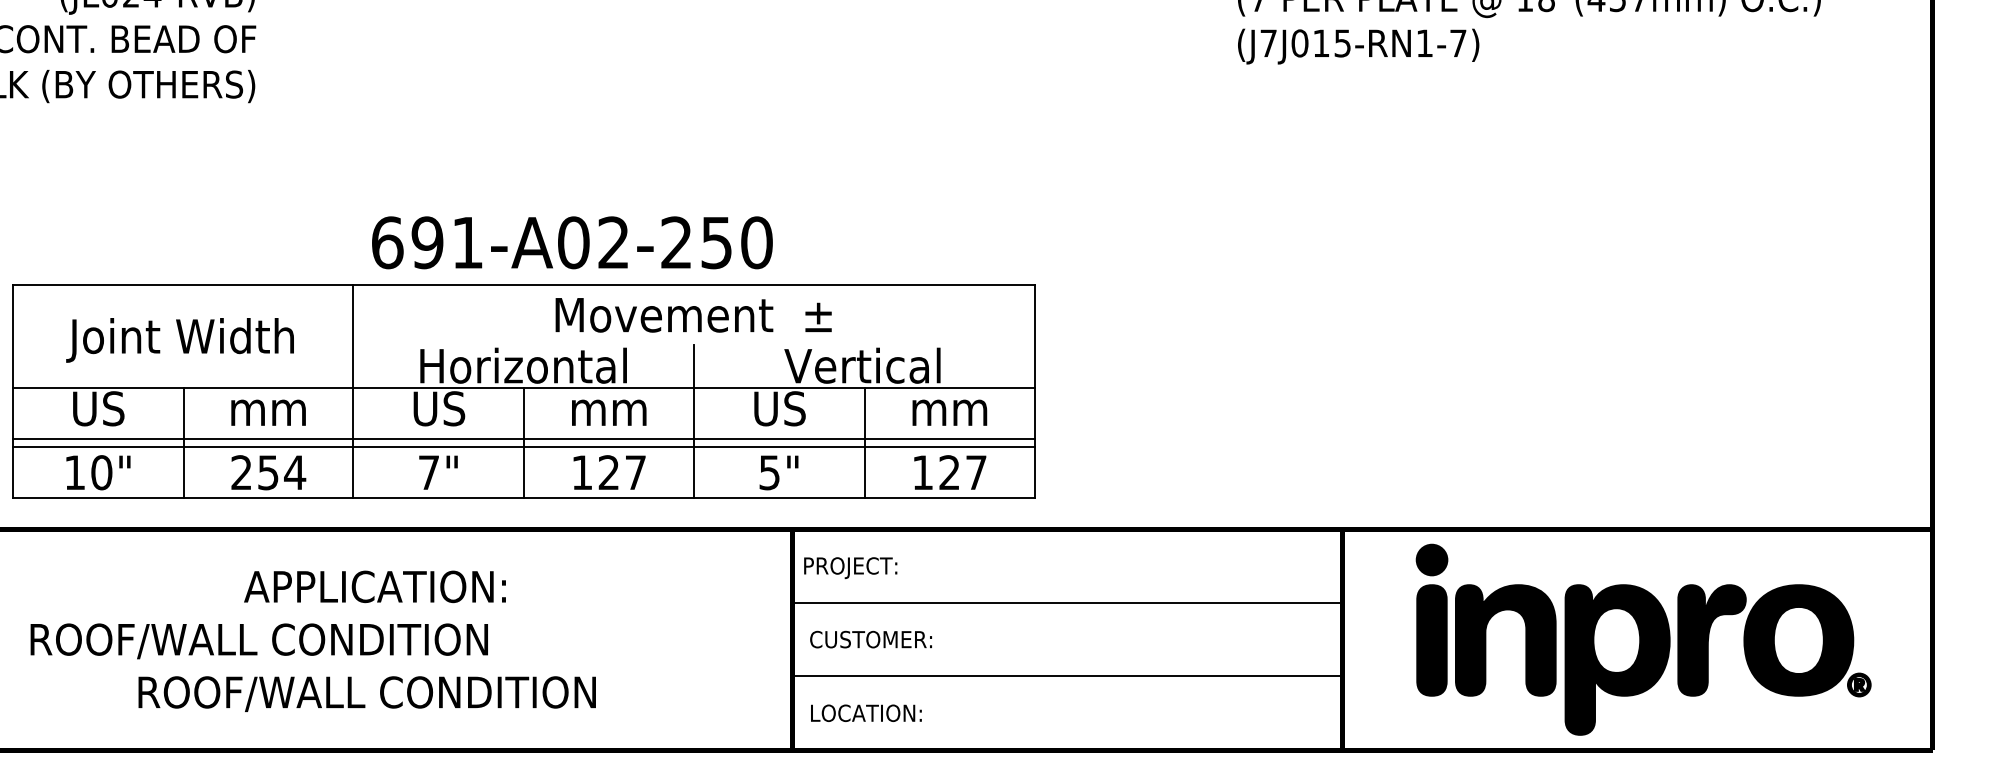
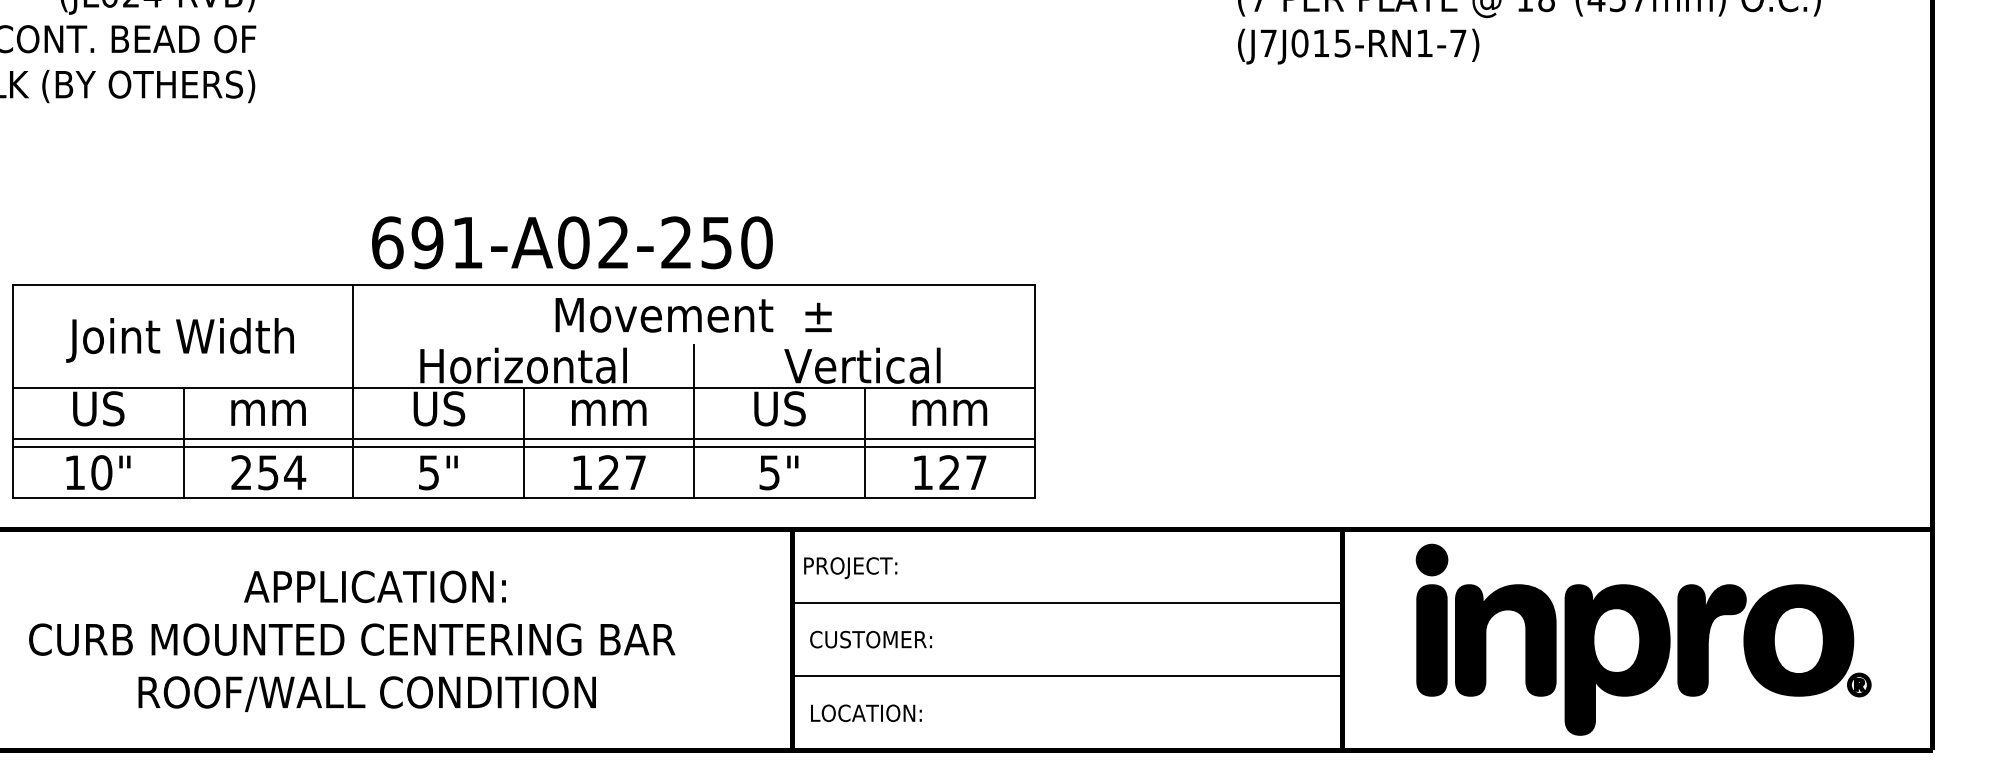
text: 7" -> 5" (428, 472)
text: ROOF/WALL CONDITION -> CURB MOUNTED CENTERING BAR (352, 641)
